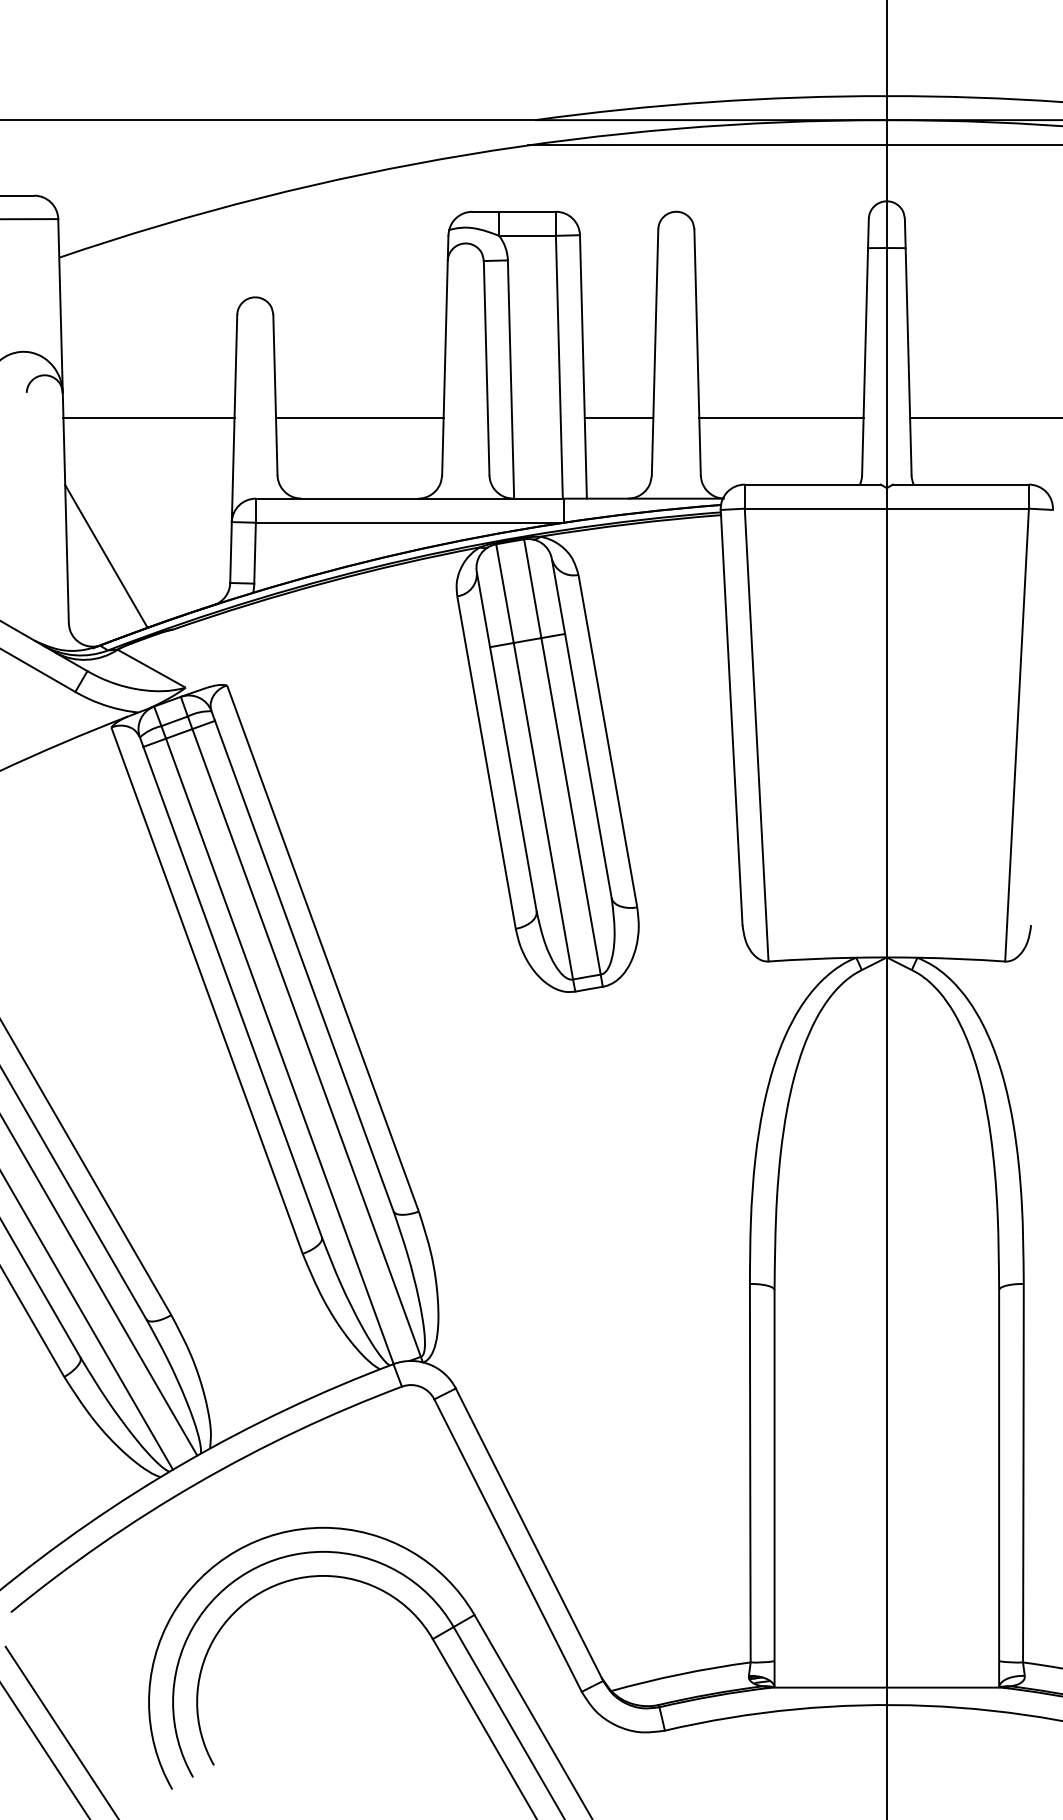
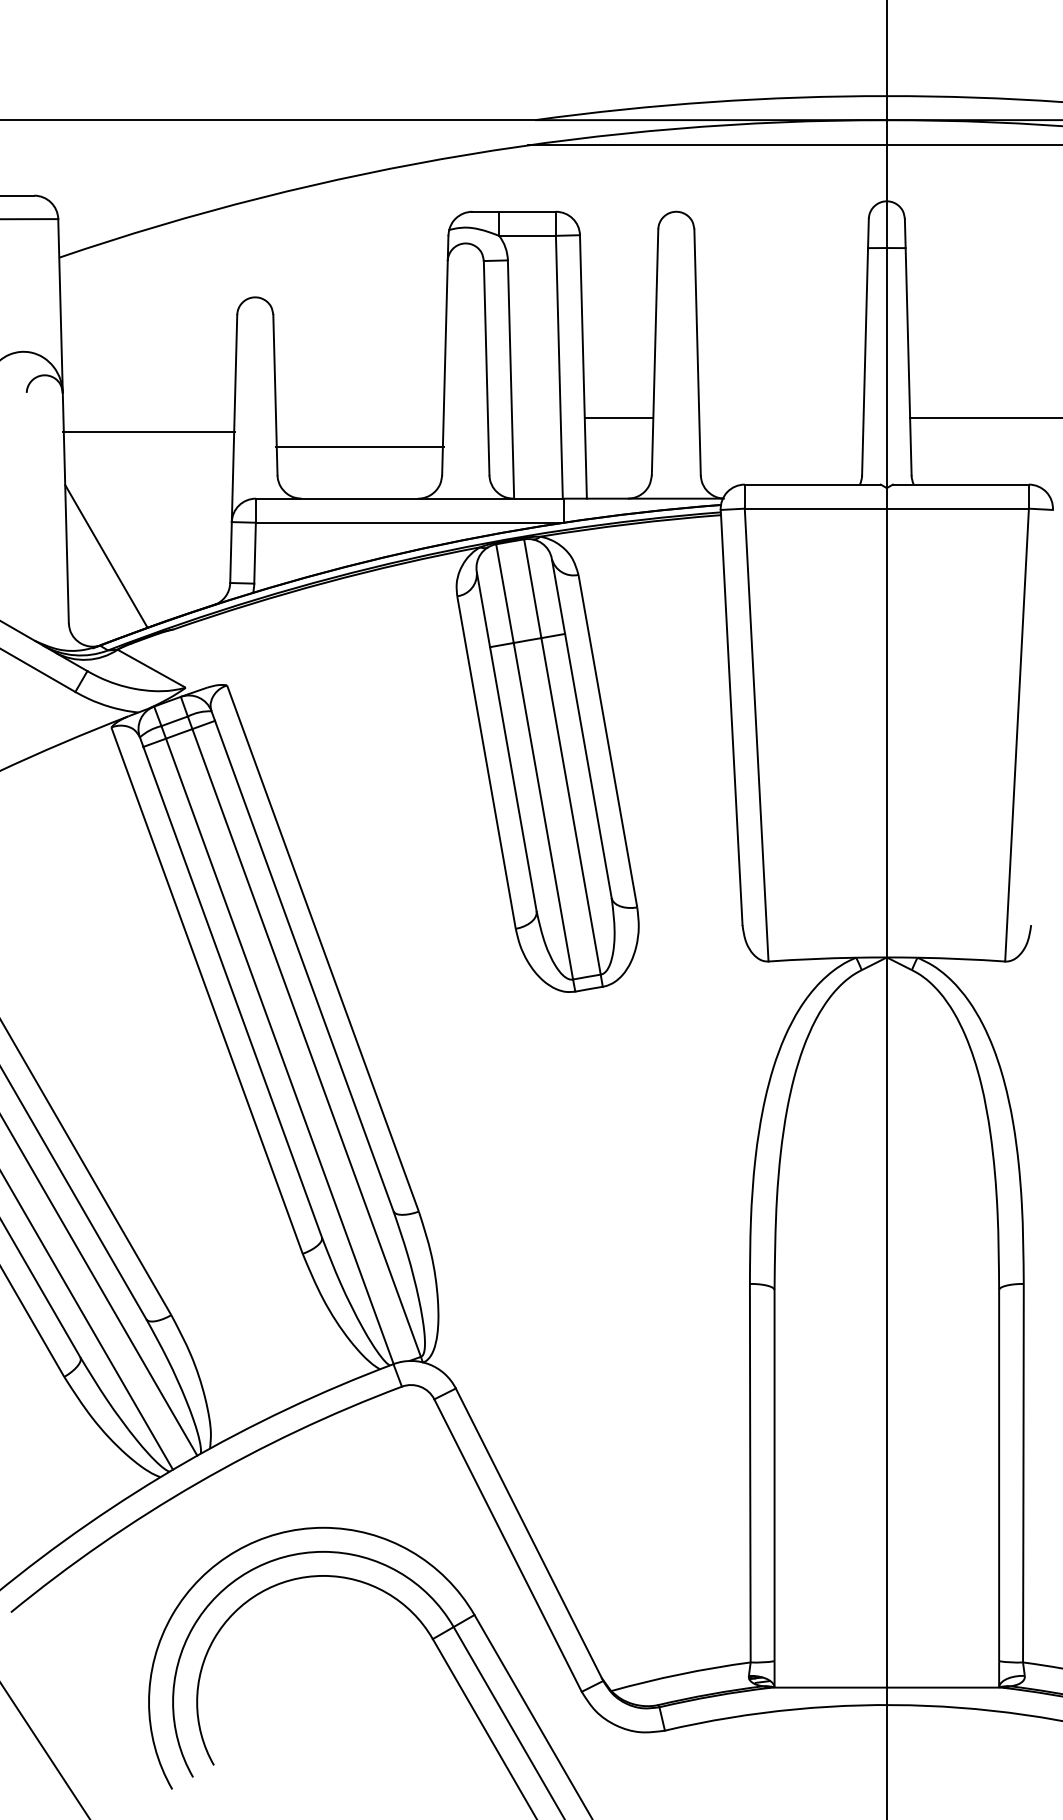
line position: (148, 417) -> (148, 431) (148, 431)
line position: (359, 417) -> (359, 446) (359, 446)
line: present -> none (781, 417)
line: present -> none (61, 1731)
